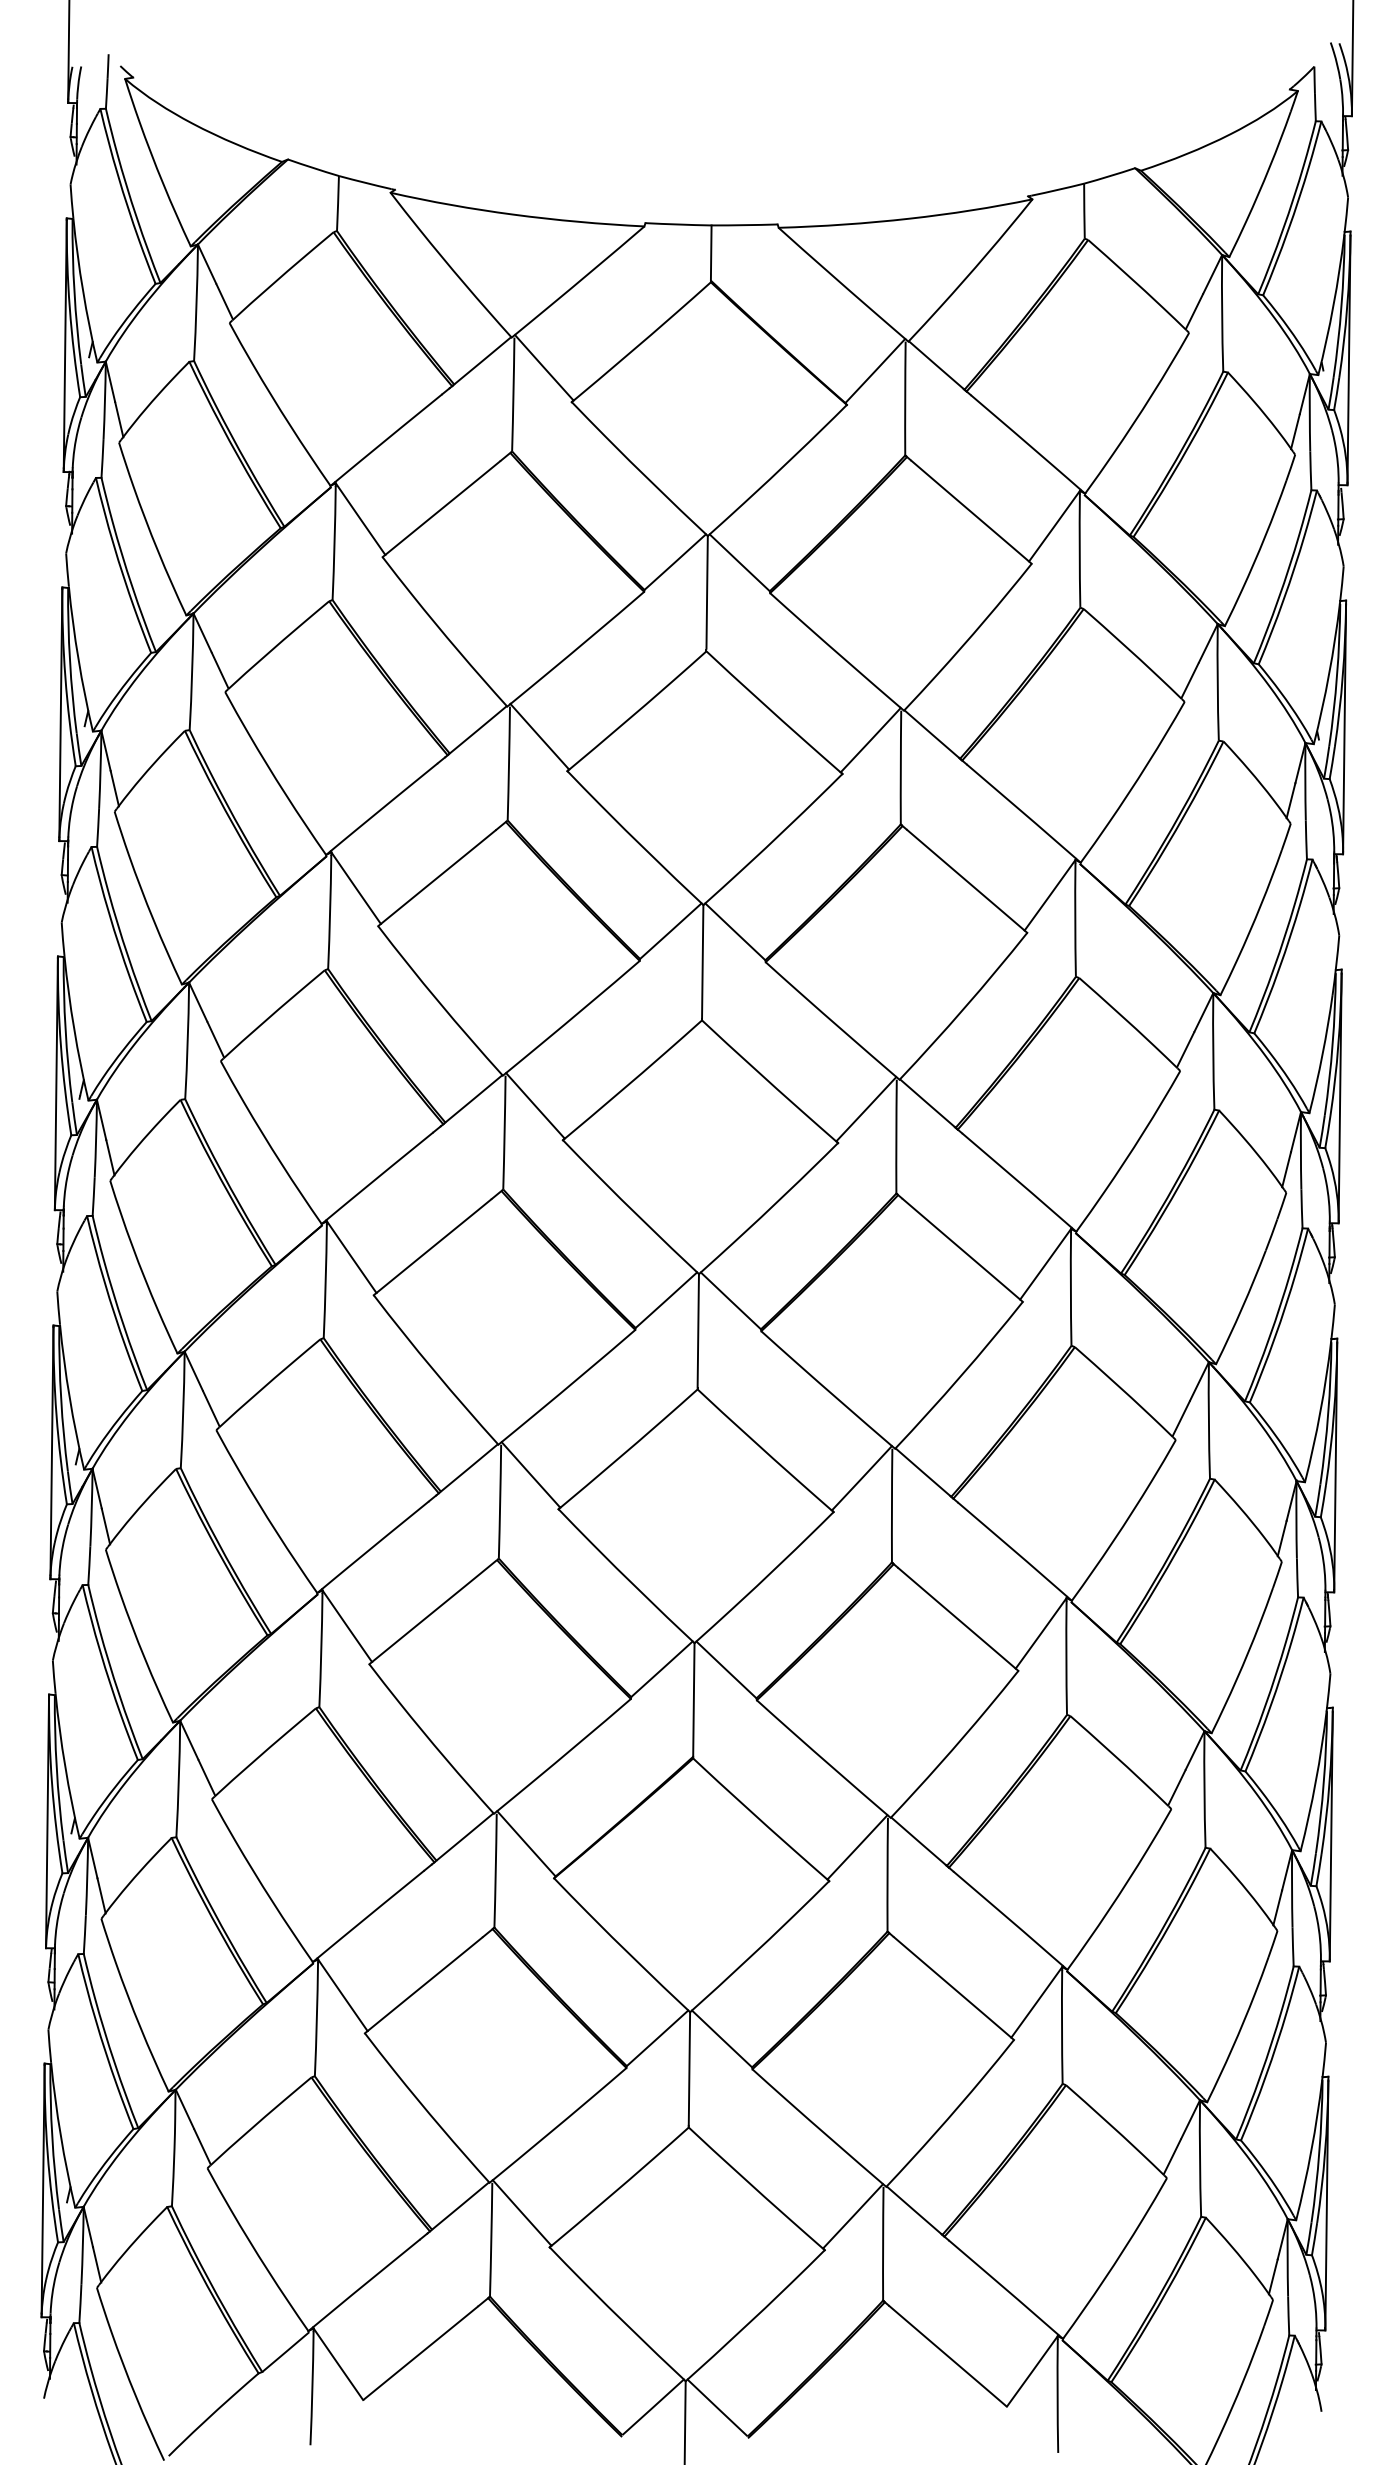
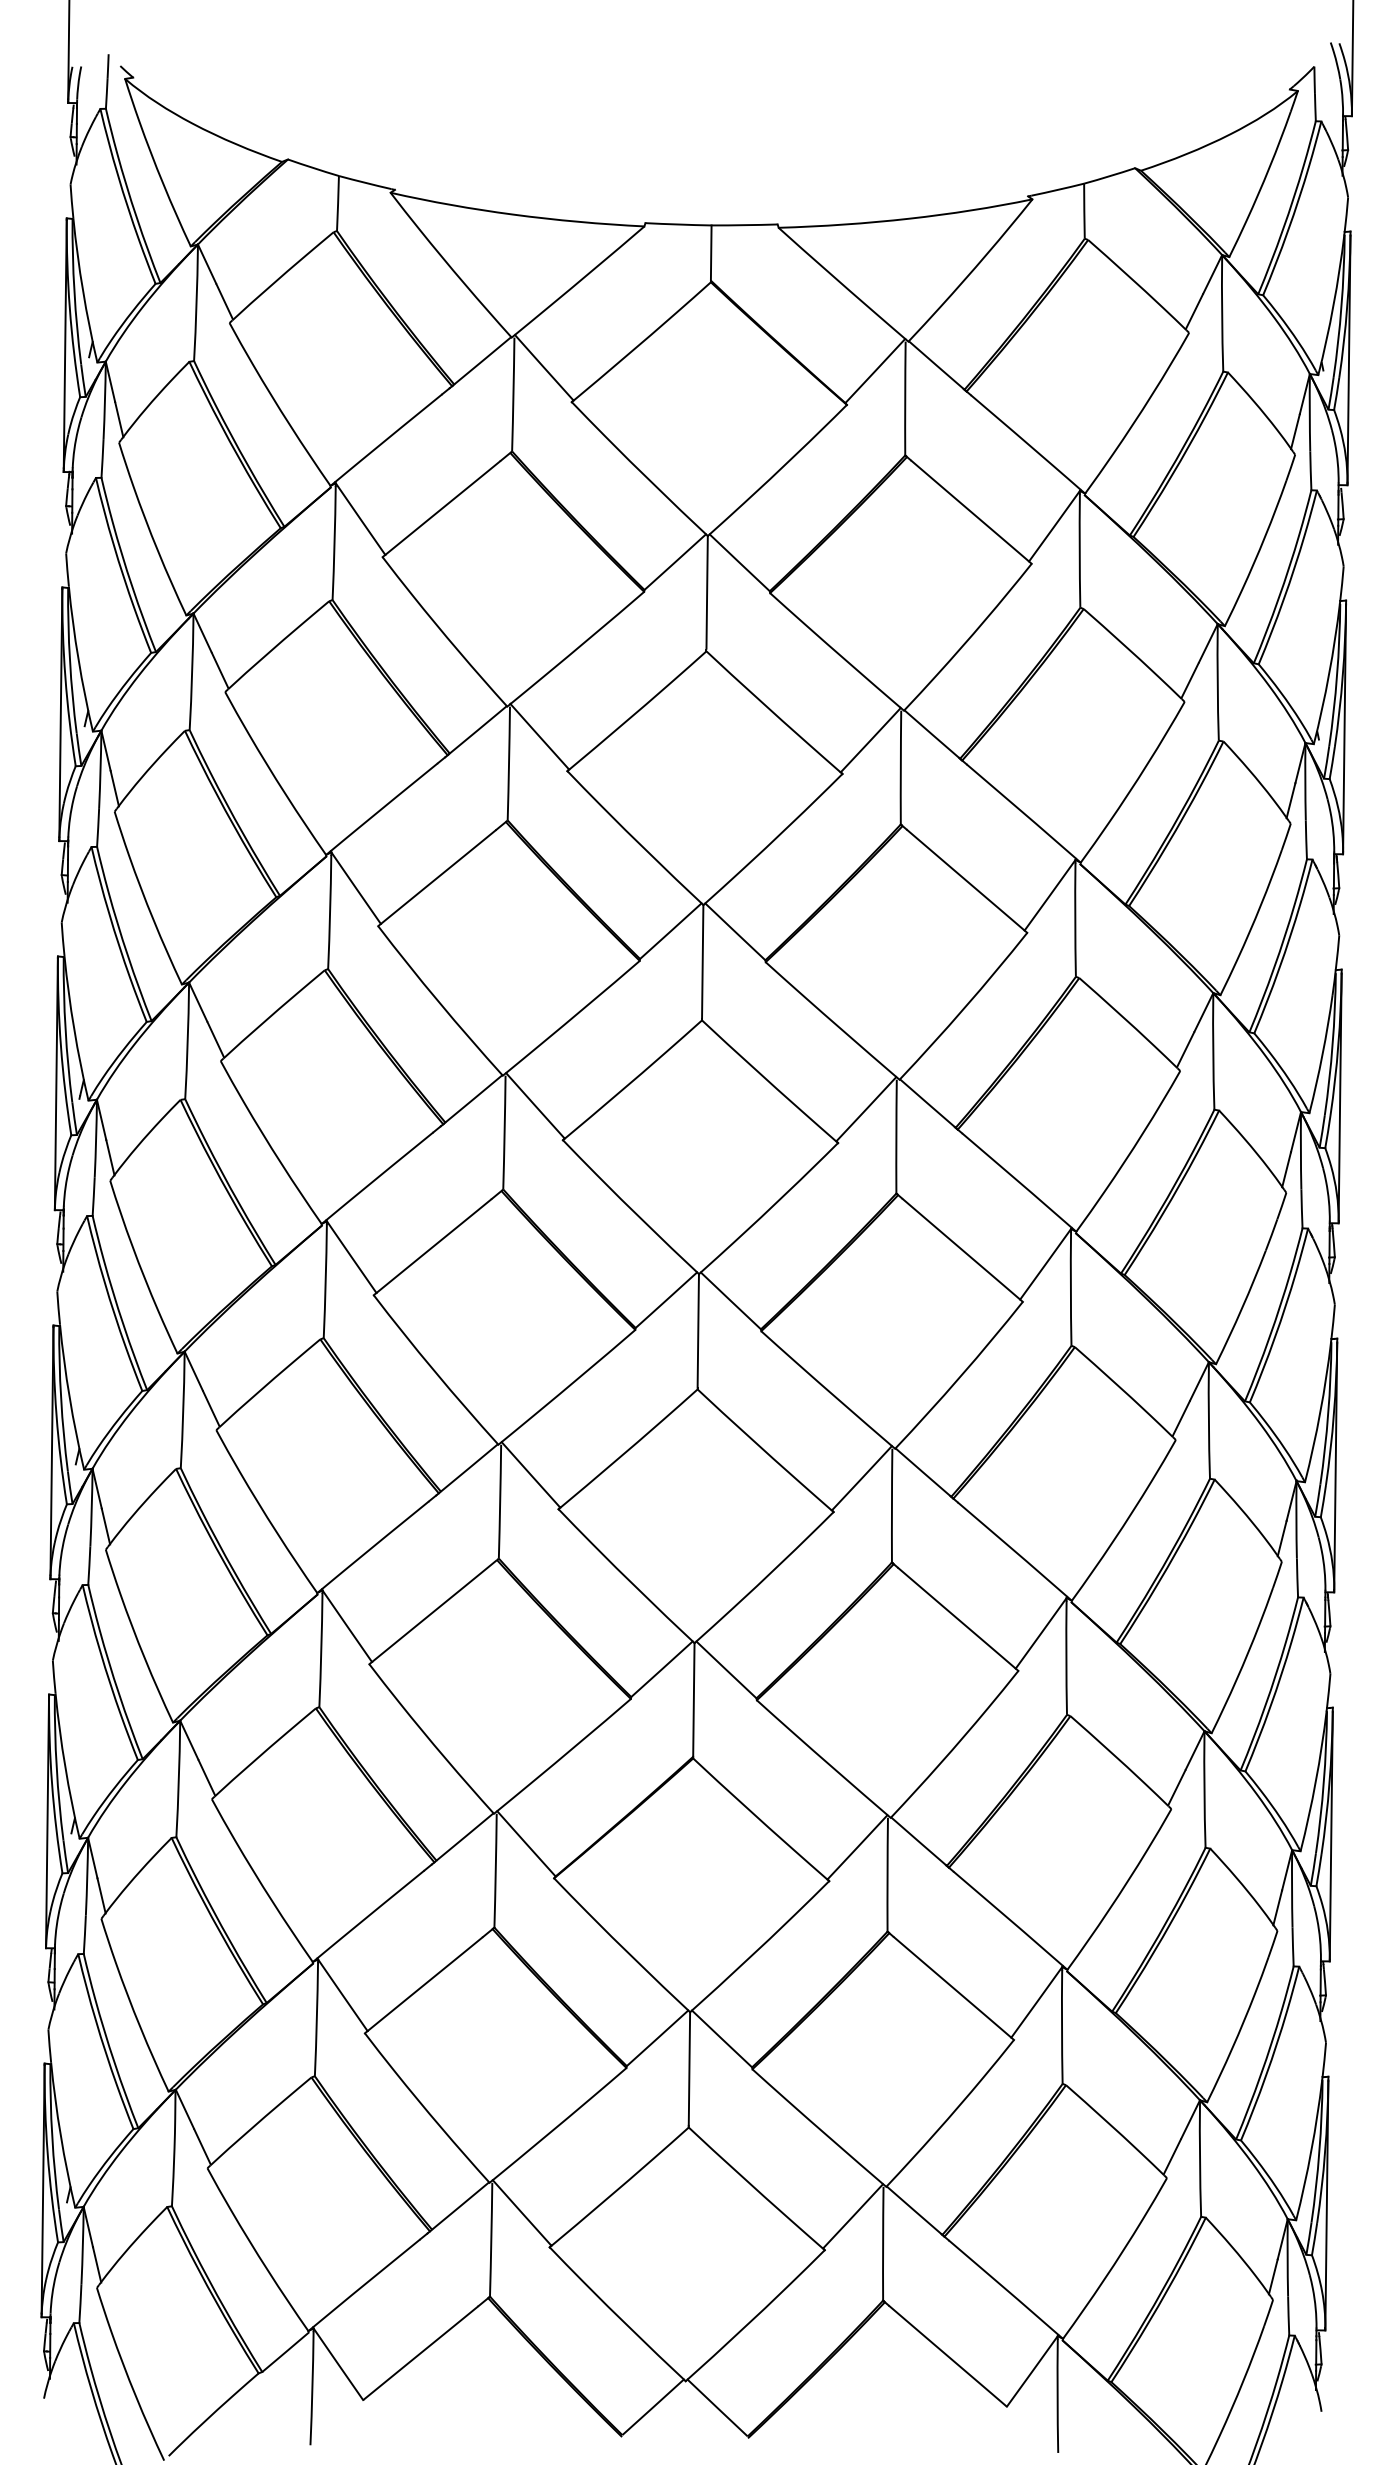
line: present -> none (684, 2421)
